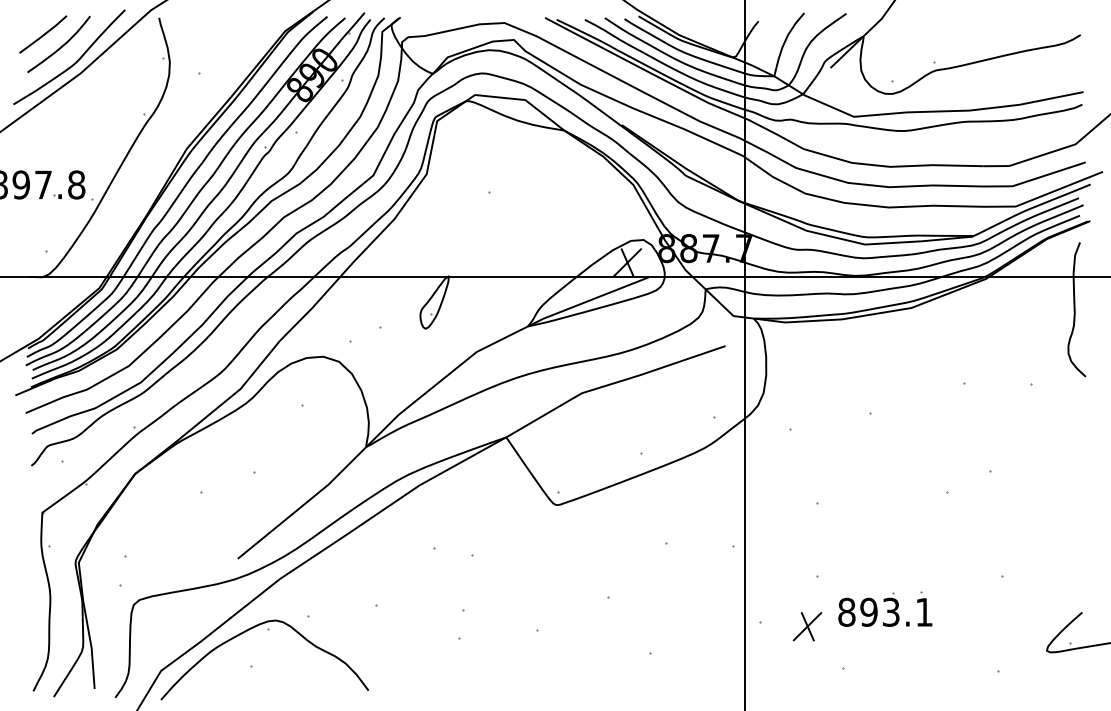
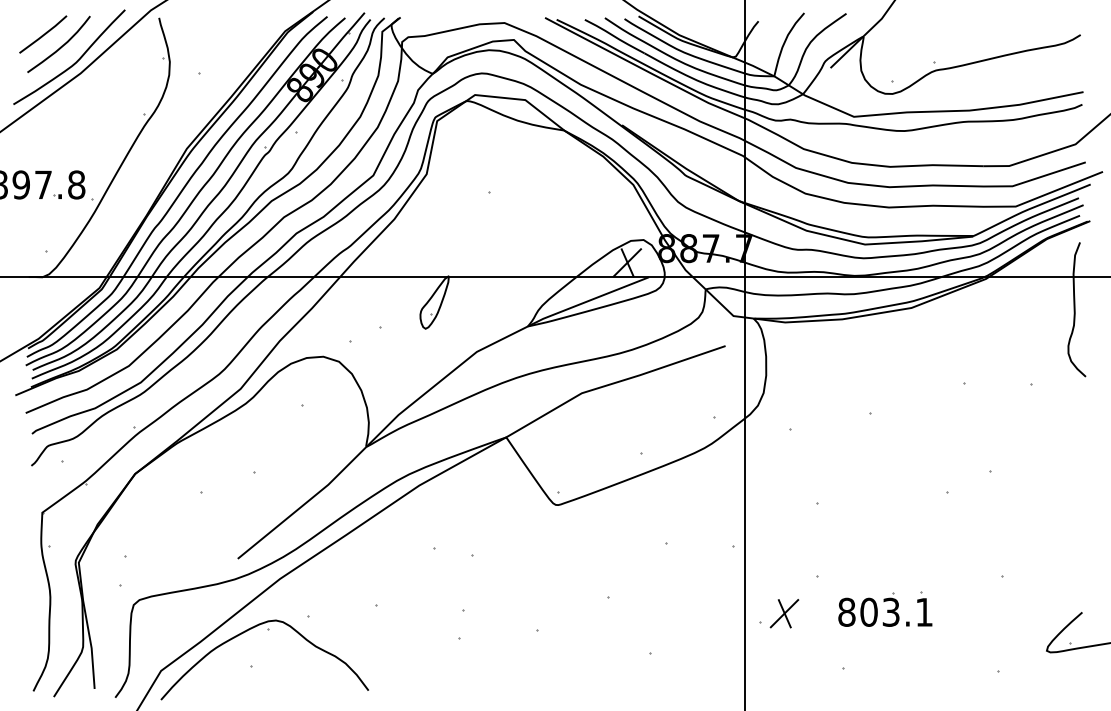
text: 893.1 -> 803.1 (868, 612)
part position: (807, 626) -> (784, 613) (784, 613)
